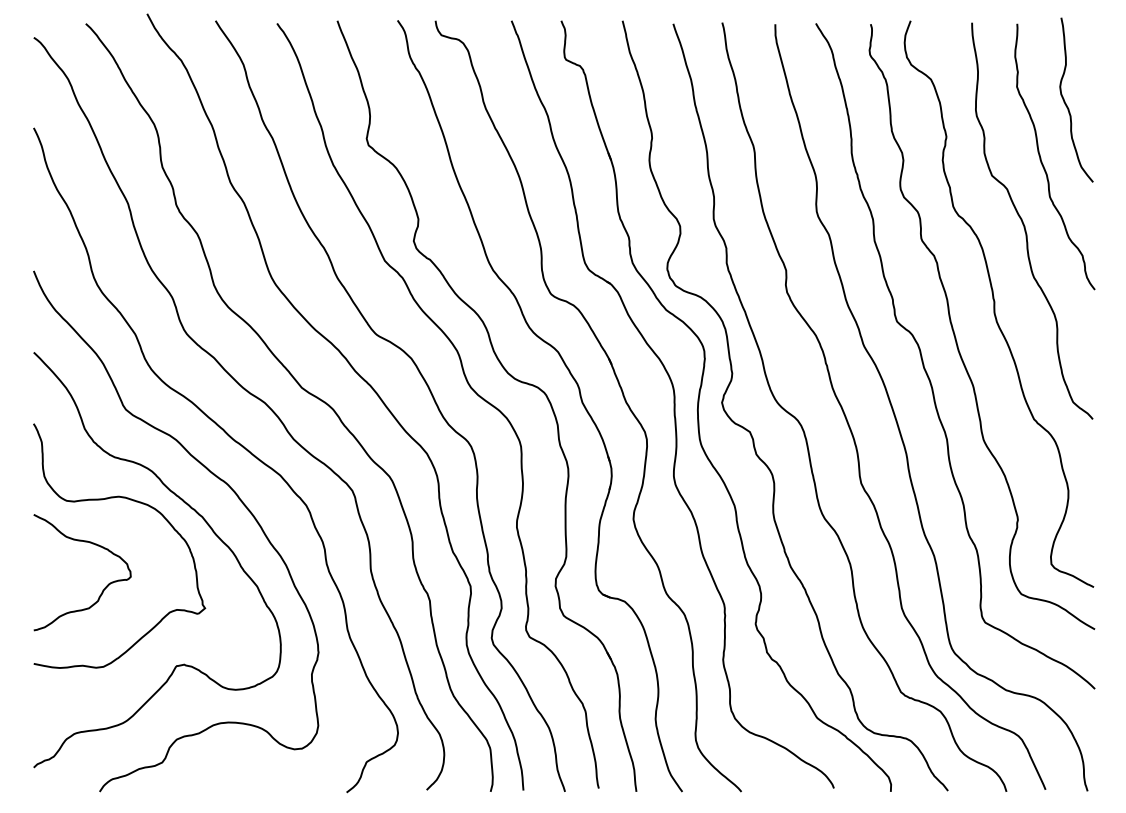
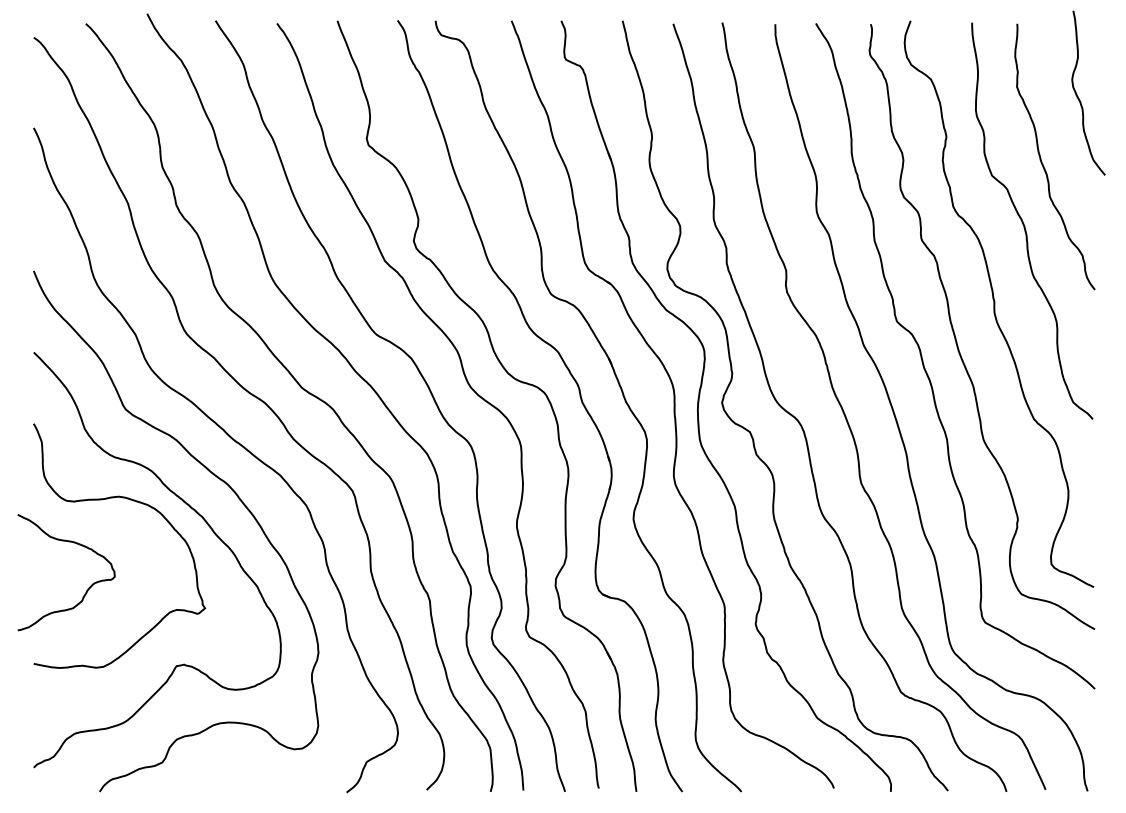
curve position: (1066, 103) -> (1078, 96) (1078, 96)
curve position: (104, 587) -> (88, 587) (88, 587)
